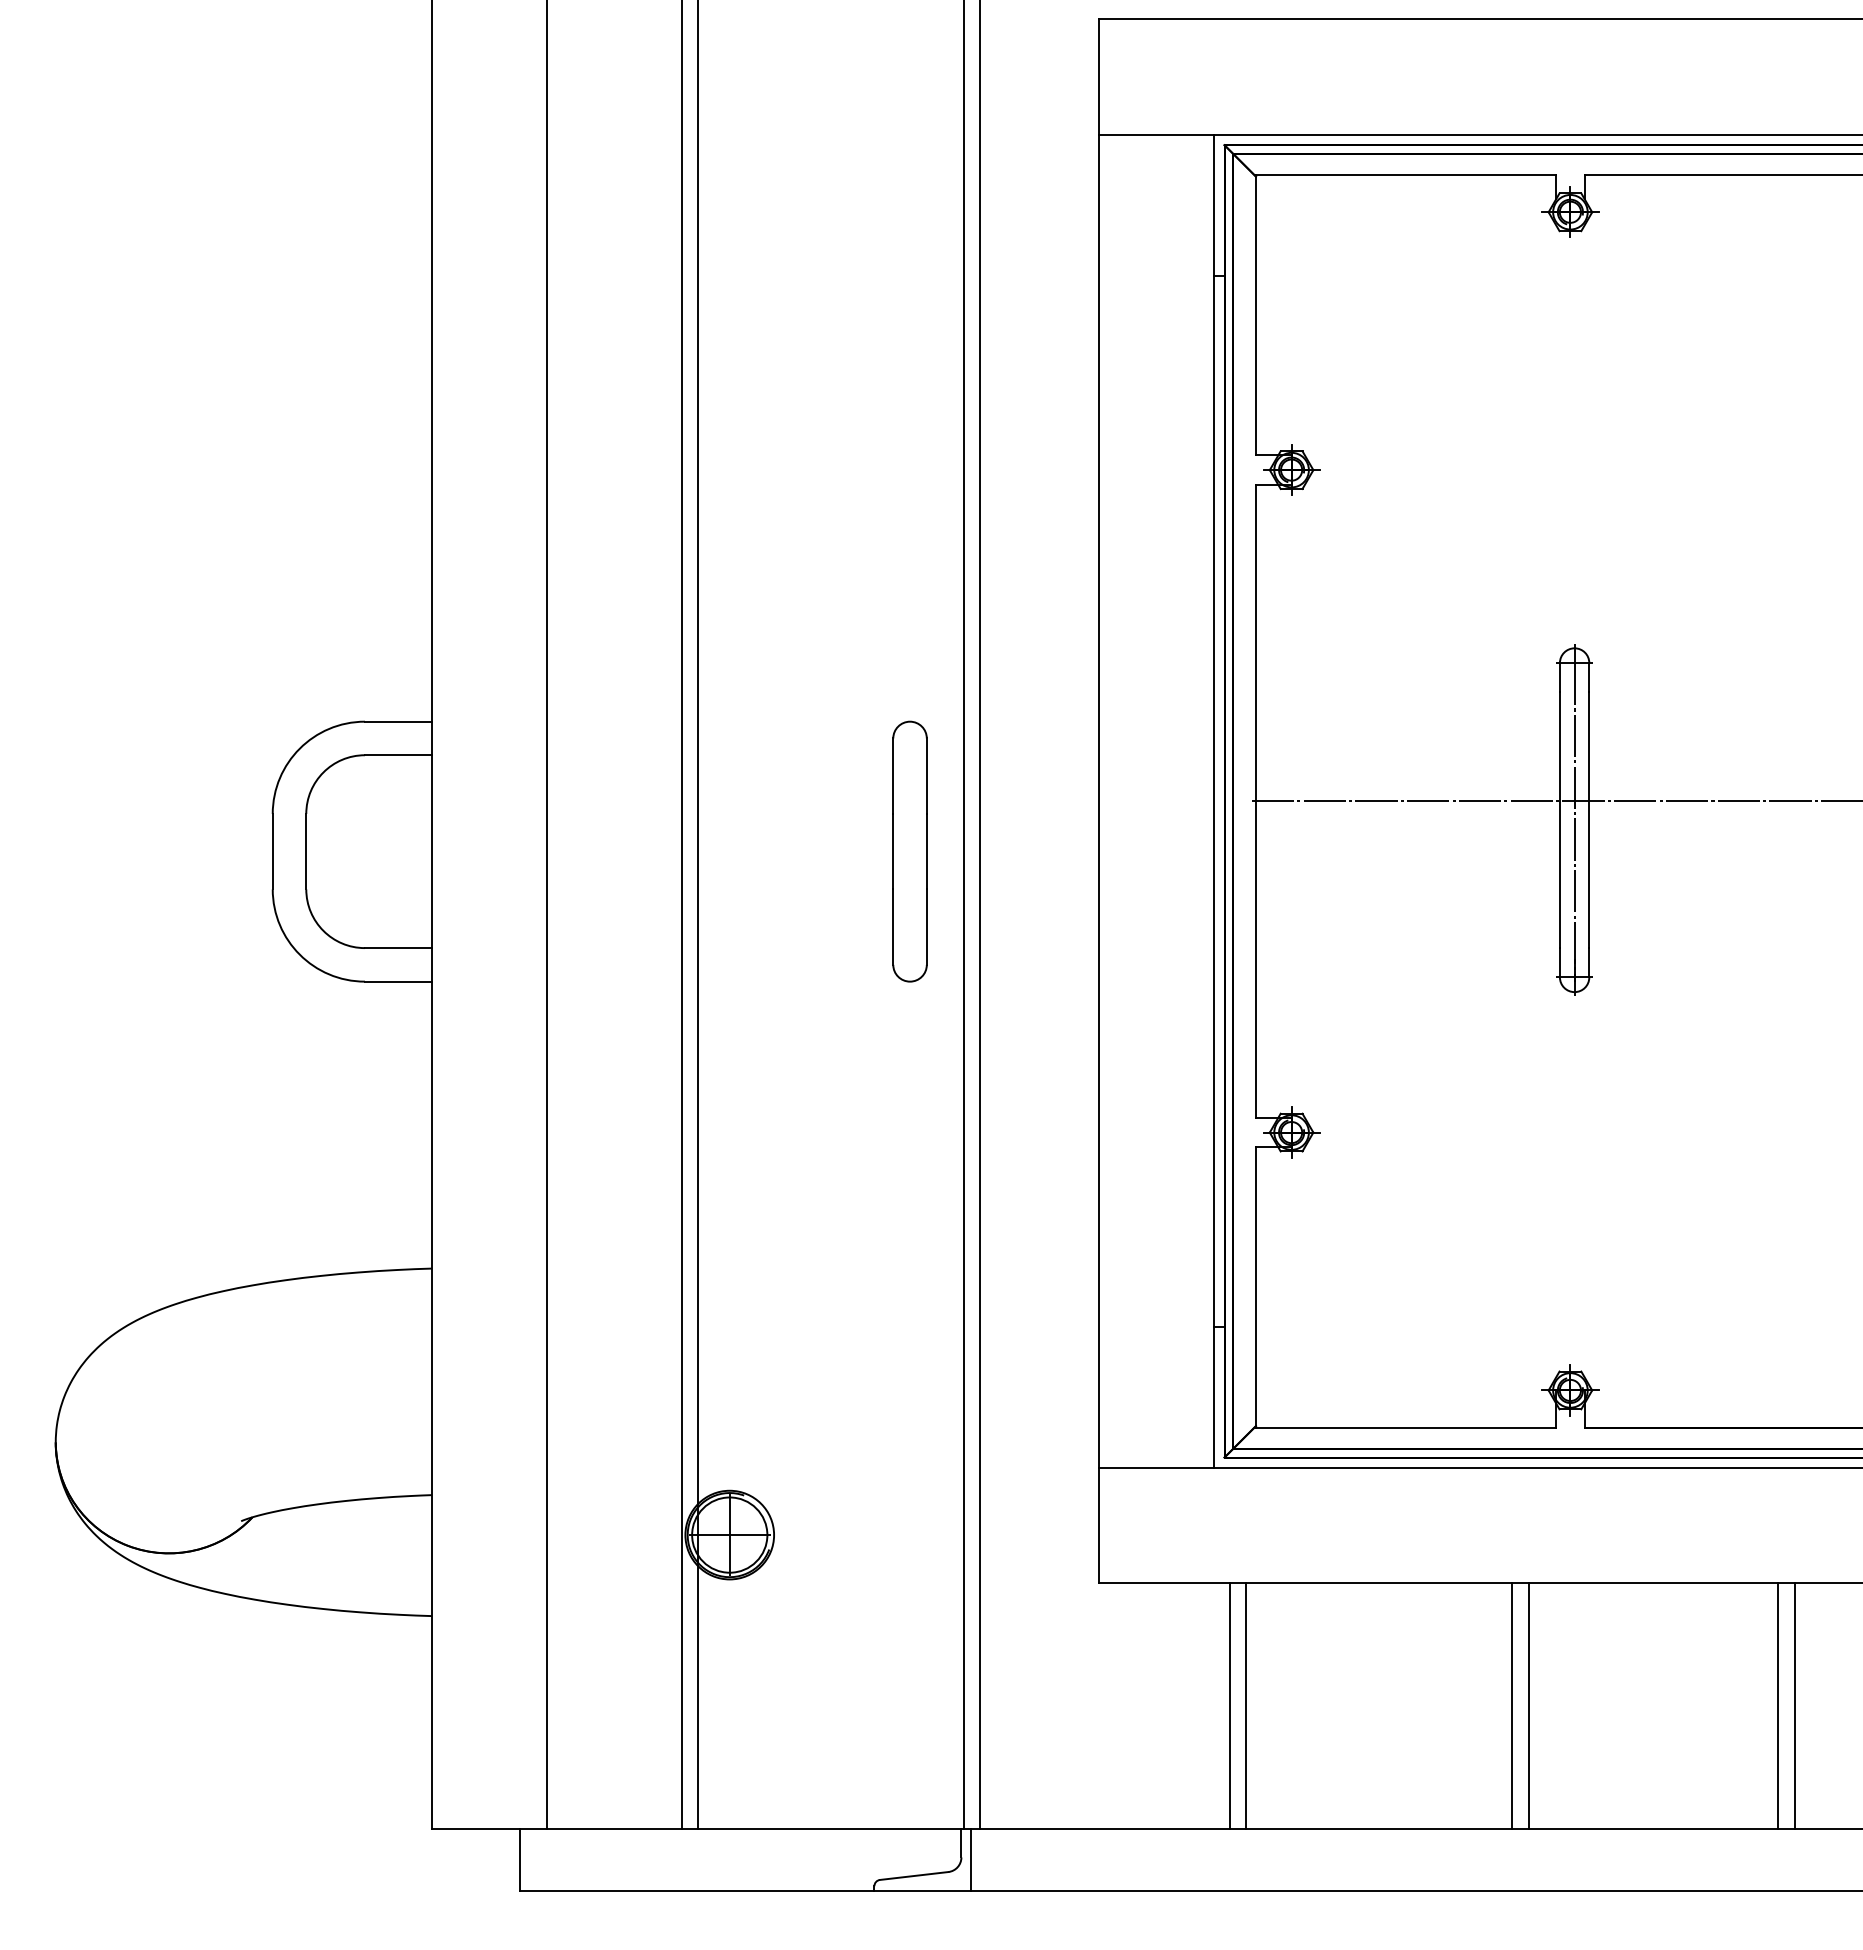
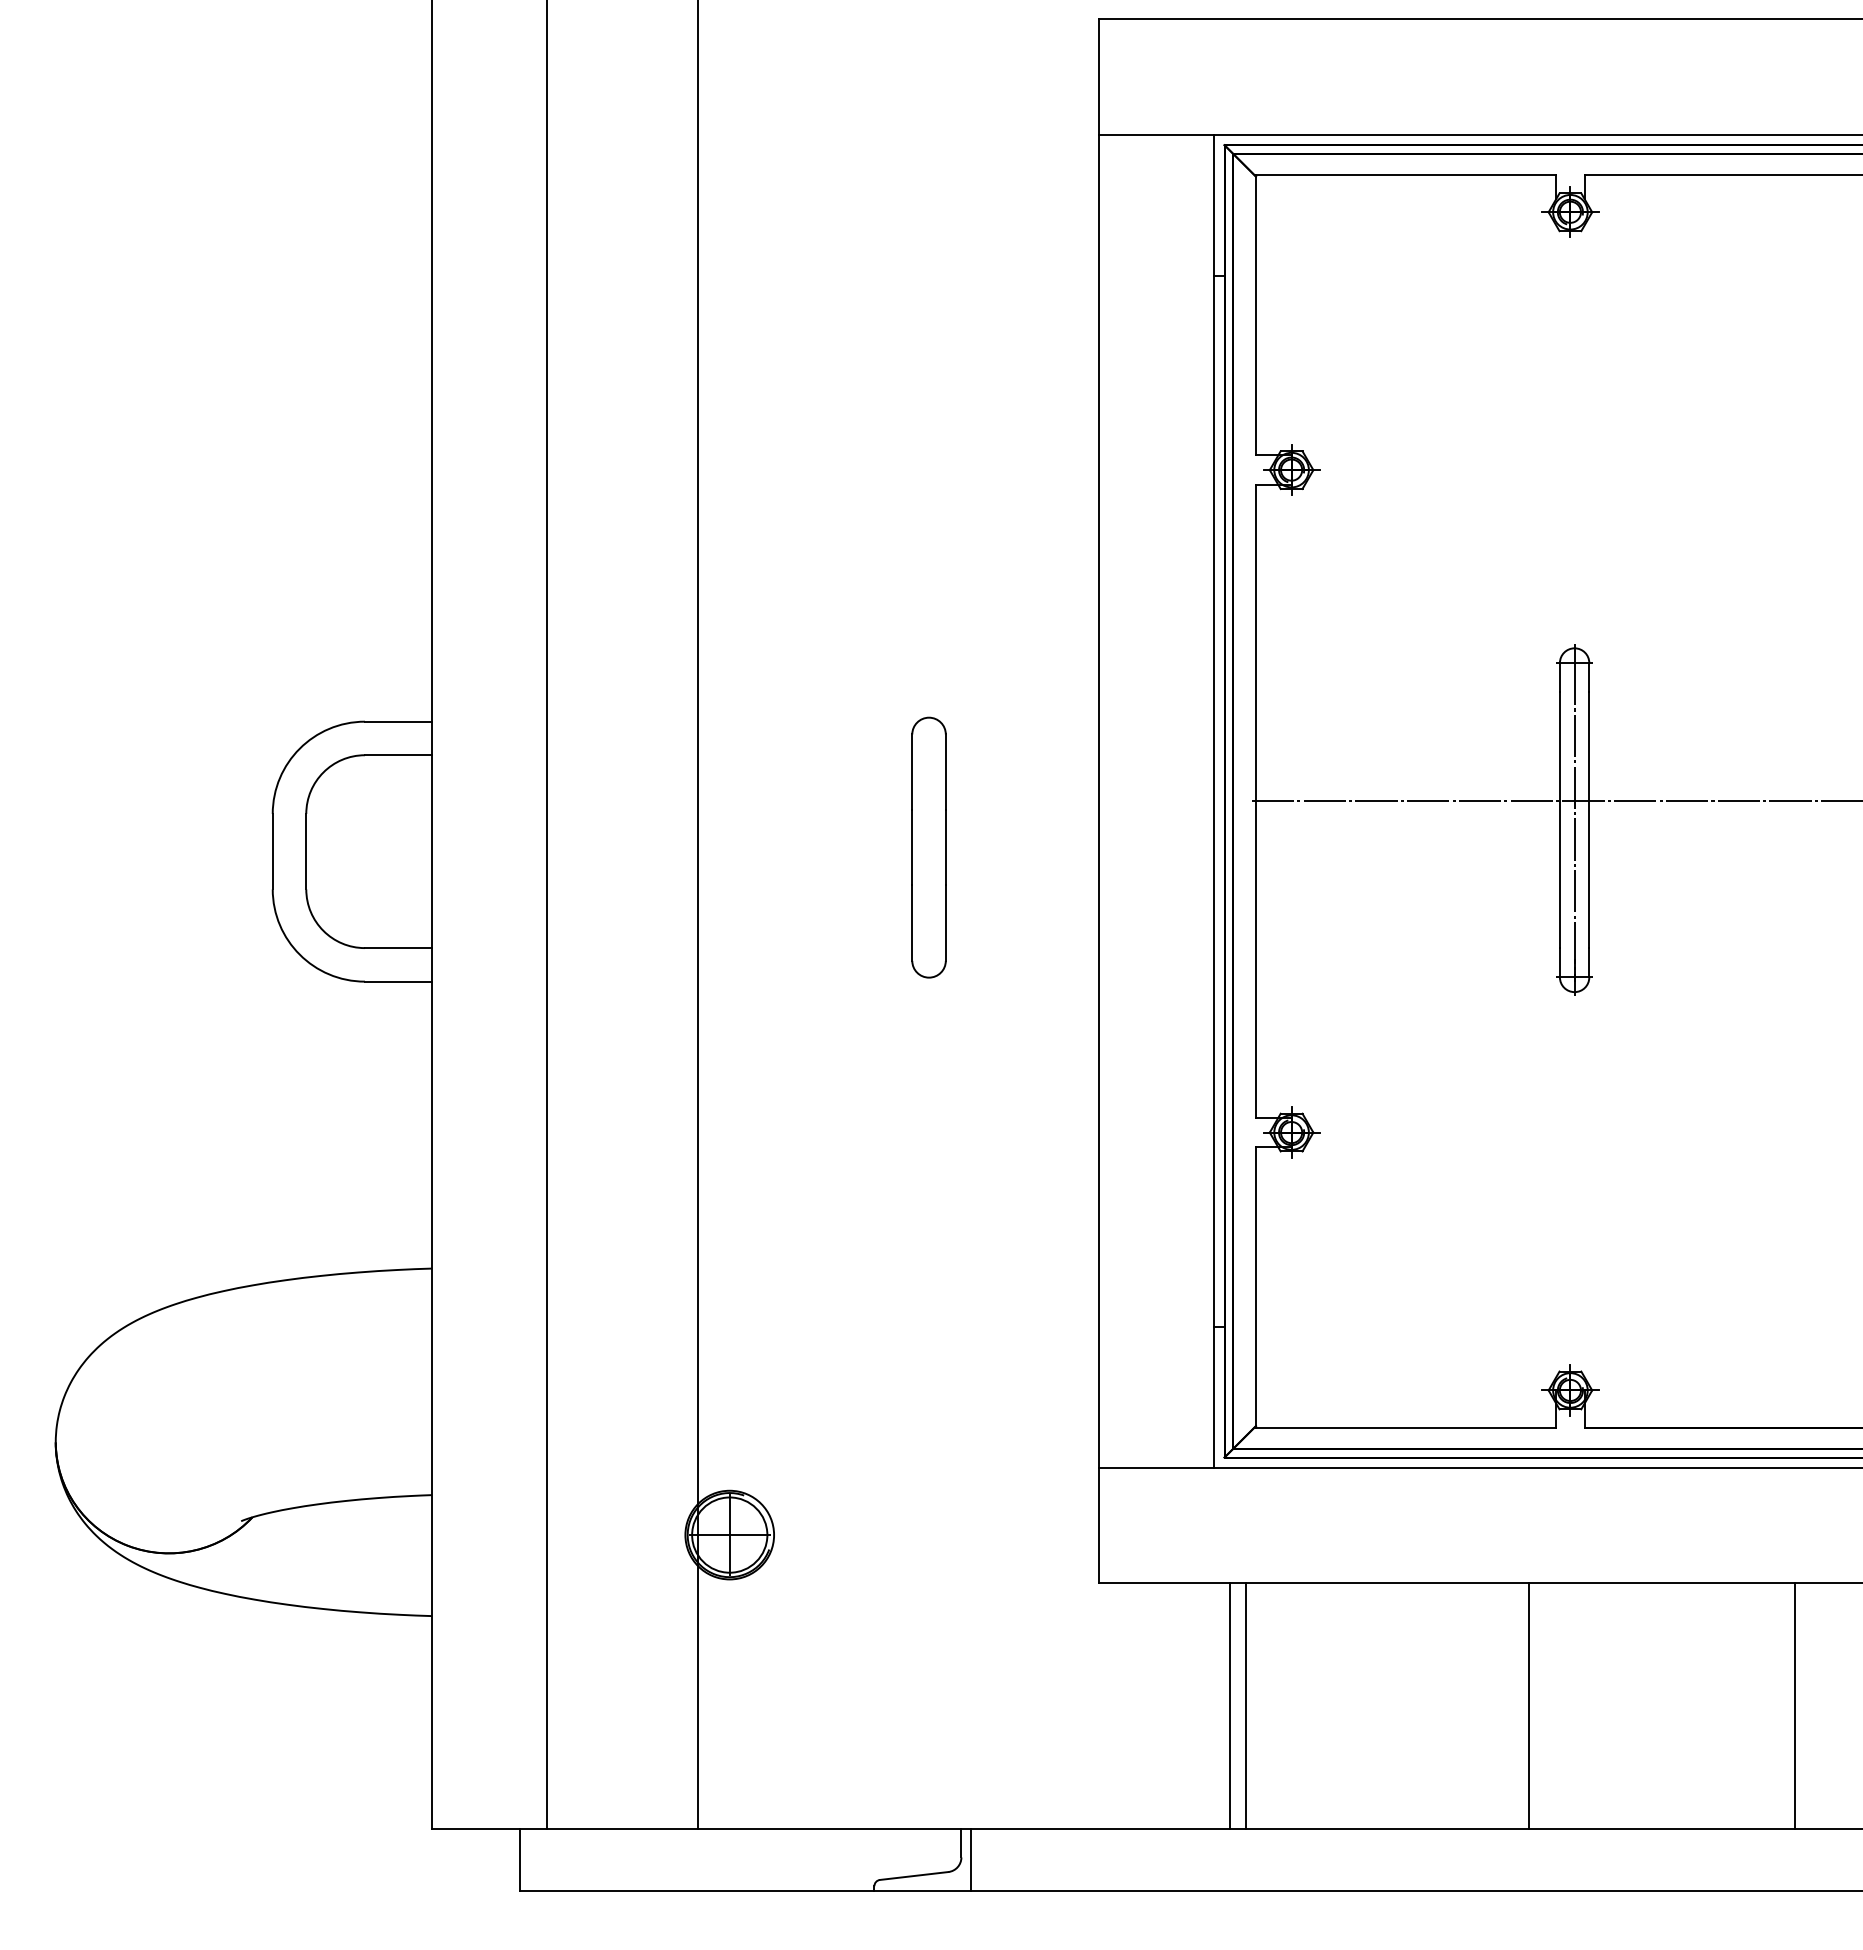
part position: (909, 851) -> (928, 847) (928, 847)
line: present -> none (681, 915)
line: present -> none (964, 915)
line: present -> none (980, 915)
line: present -> none (1512, 1705)
line: present -> none (1778, 1705)
